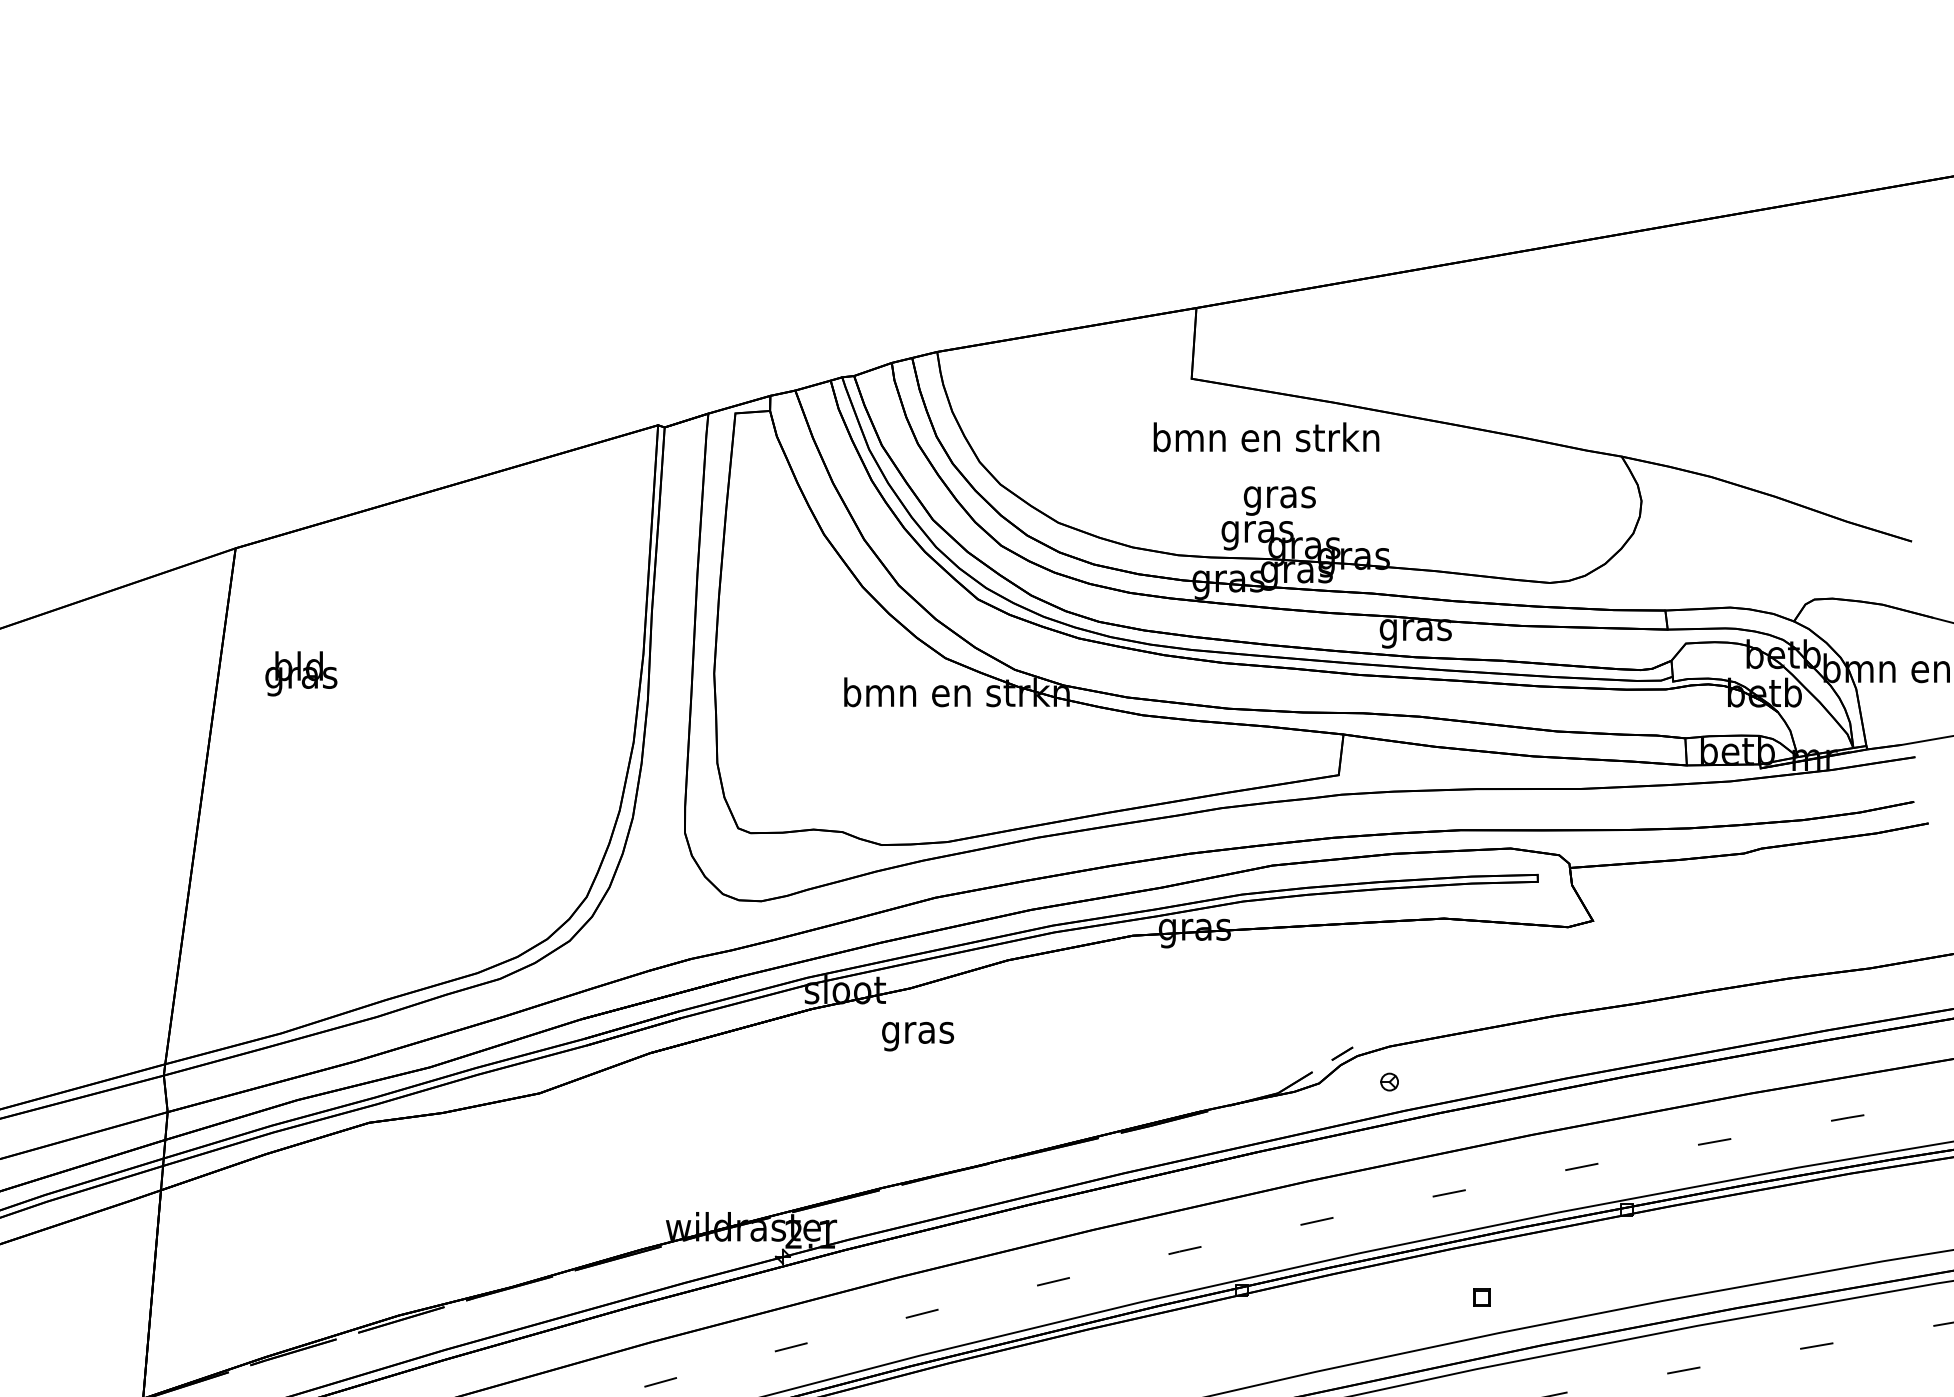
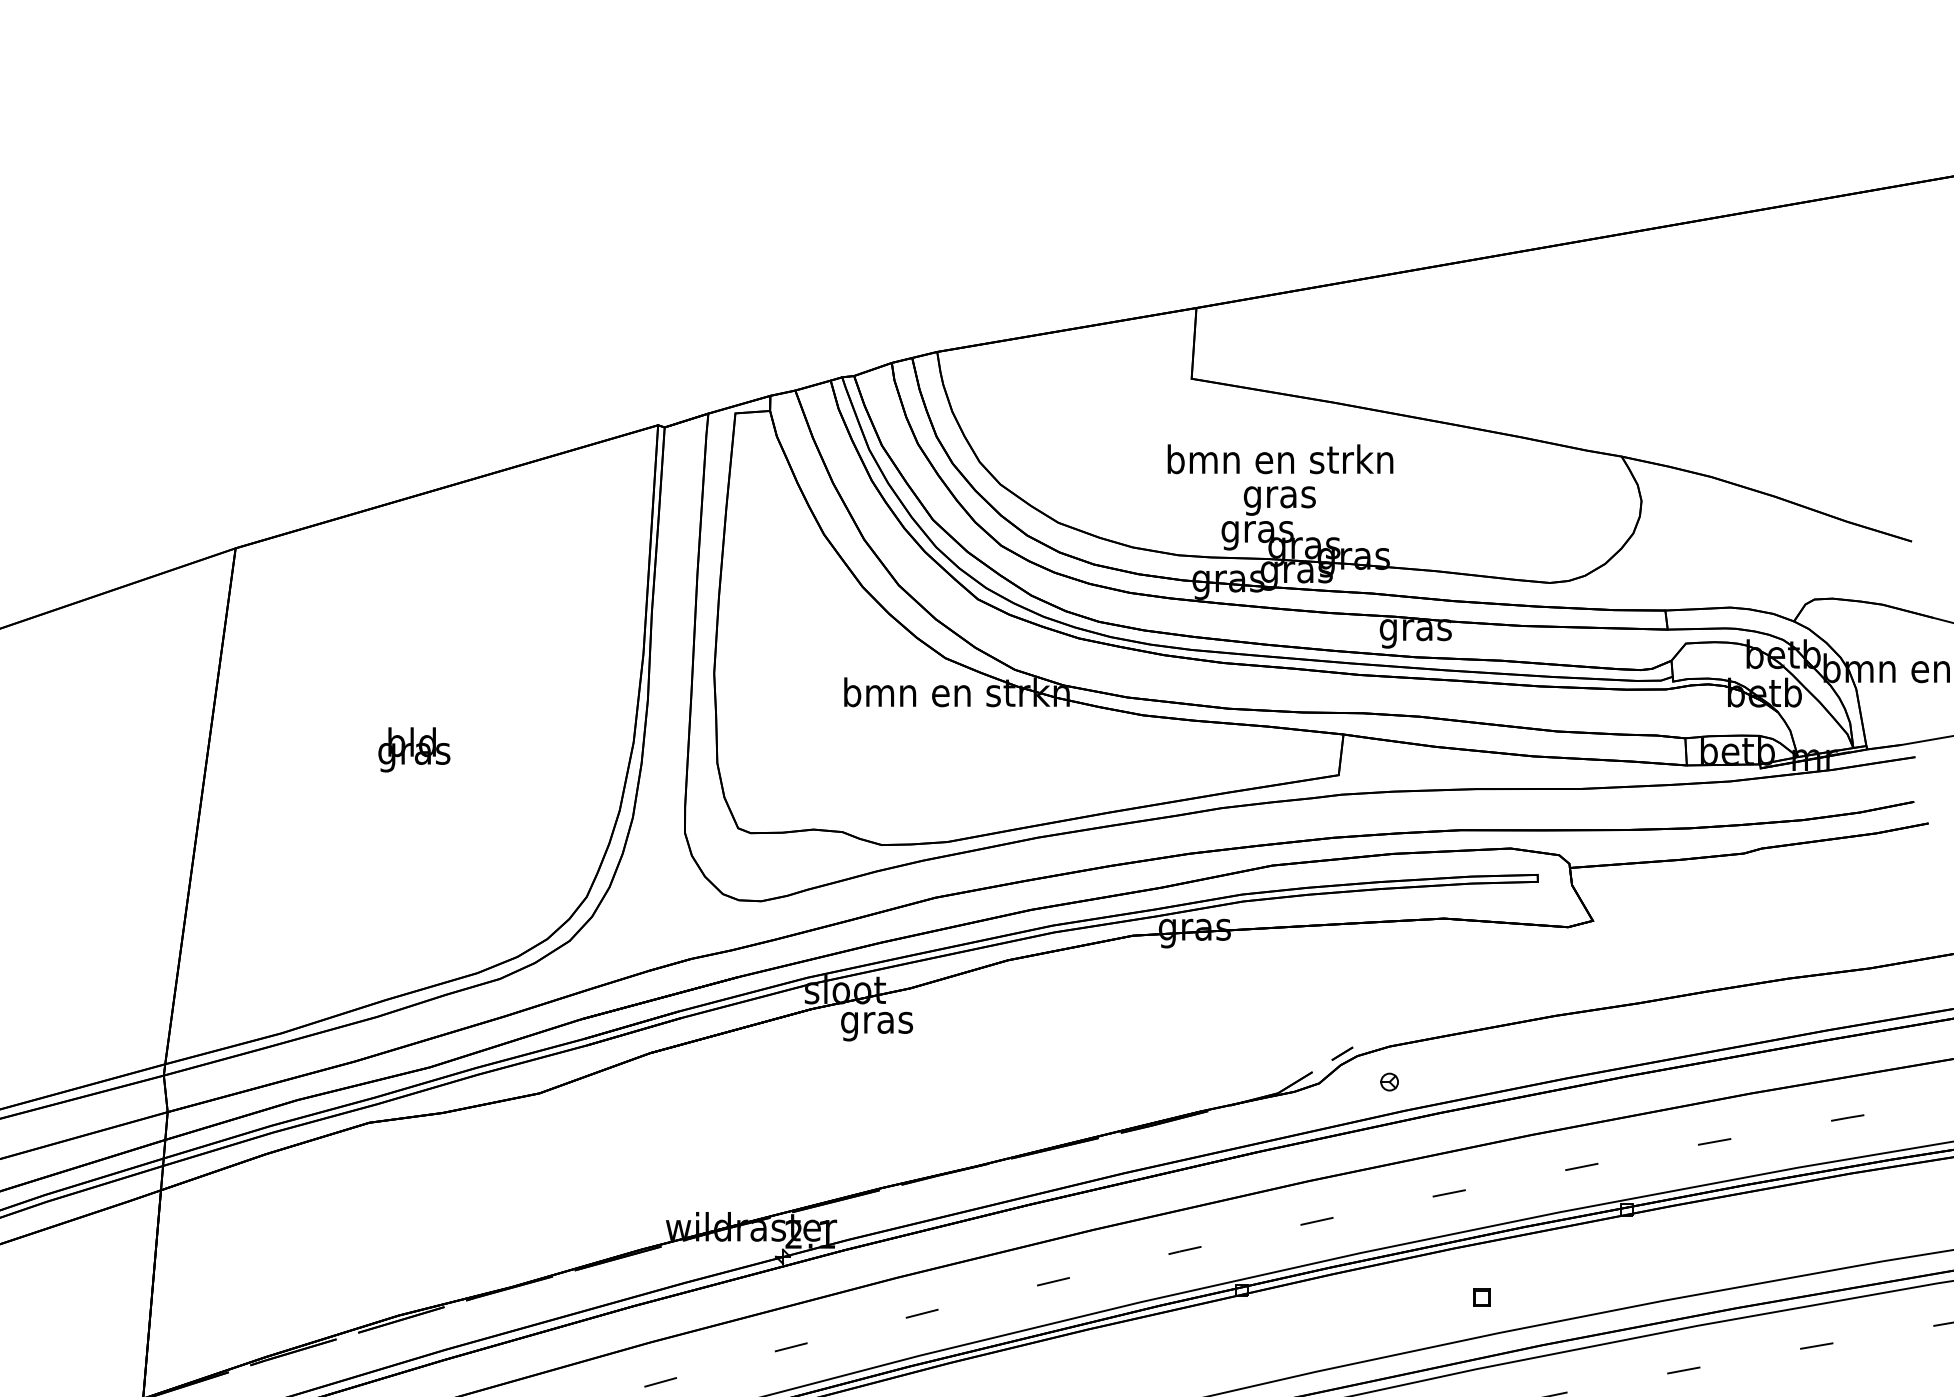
text position: (1266, 437) -> (1280, 459) (1280, 459)
text position: (301, 673) -> (414, 749) (414, 749)
text position: (918, 1036) -> (877, 1026) (877, 1026)
